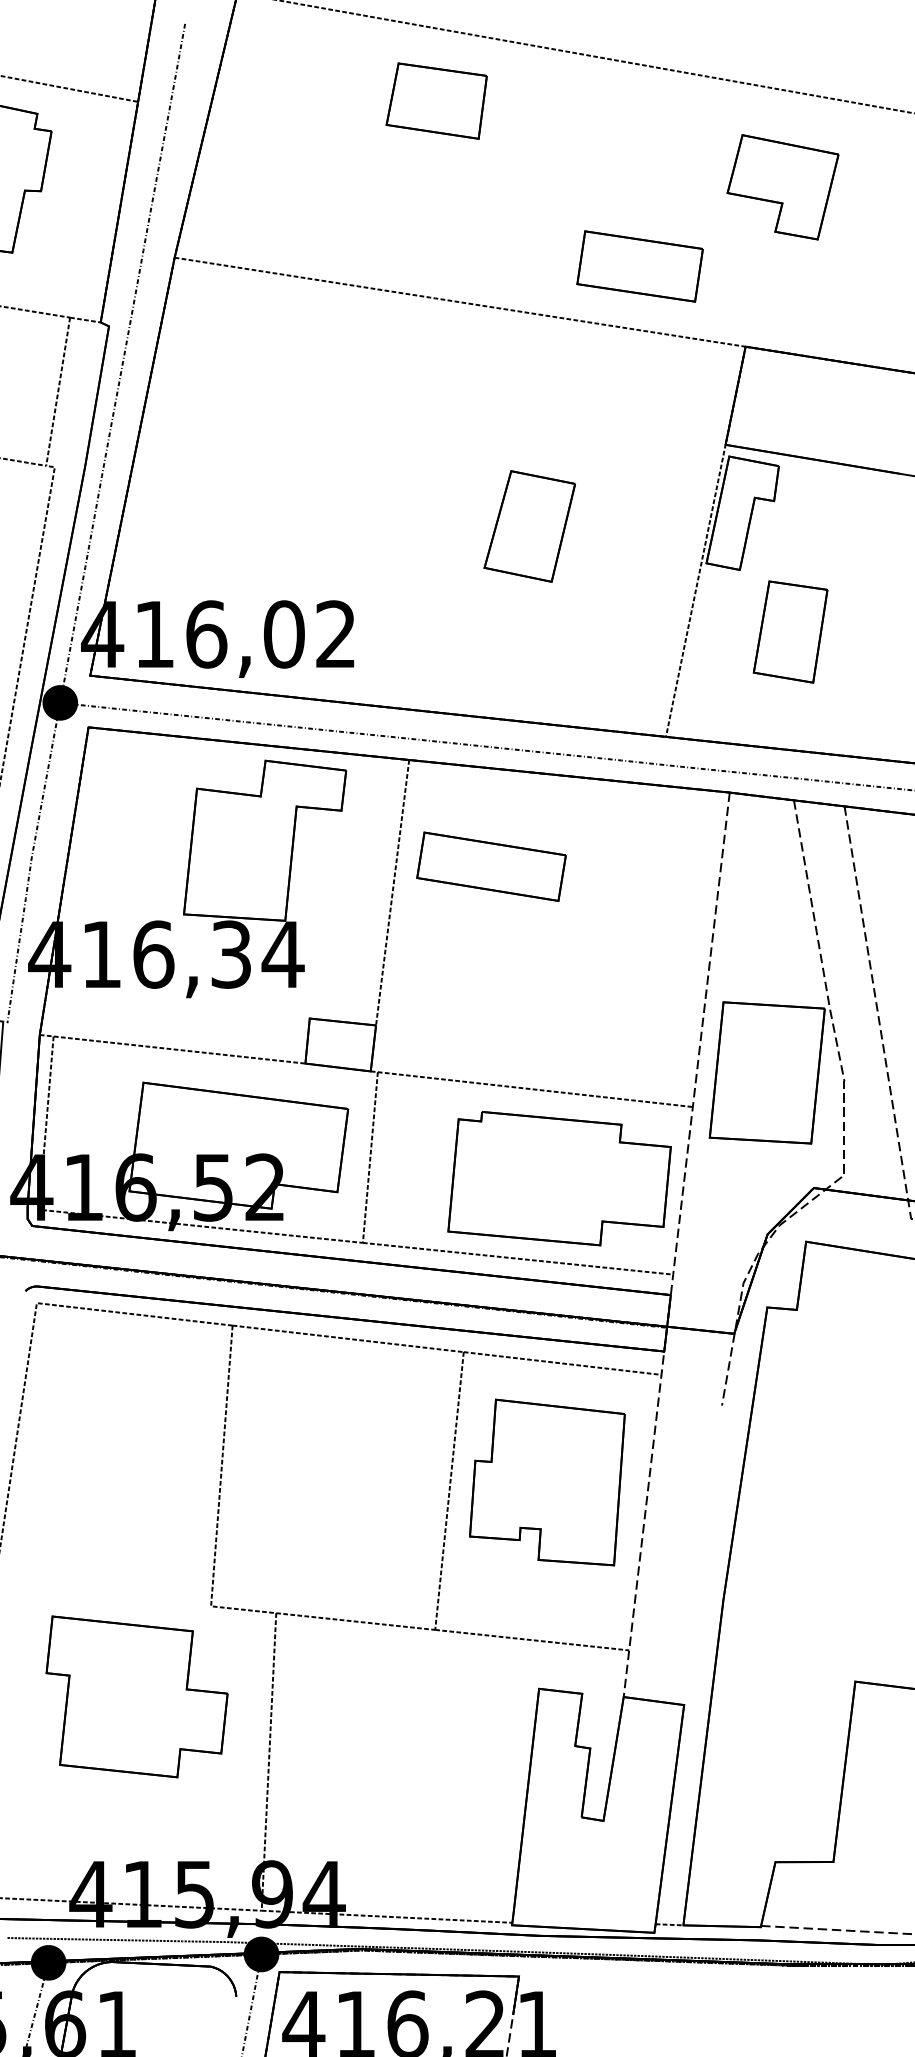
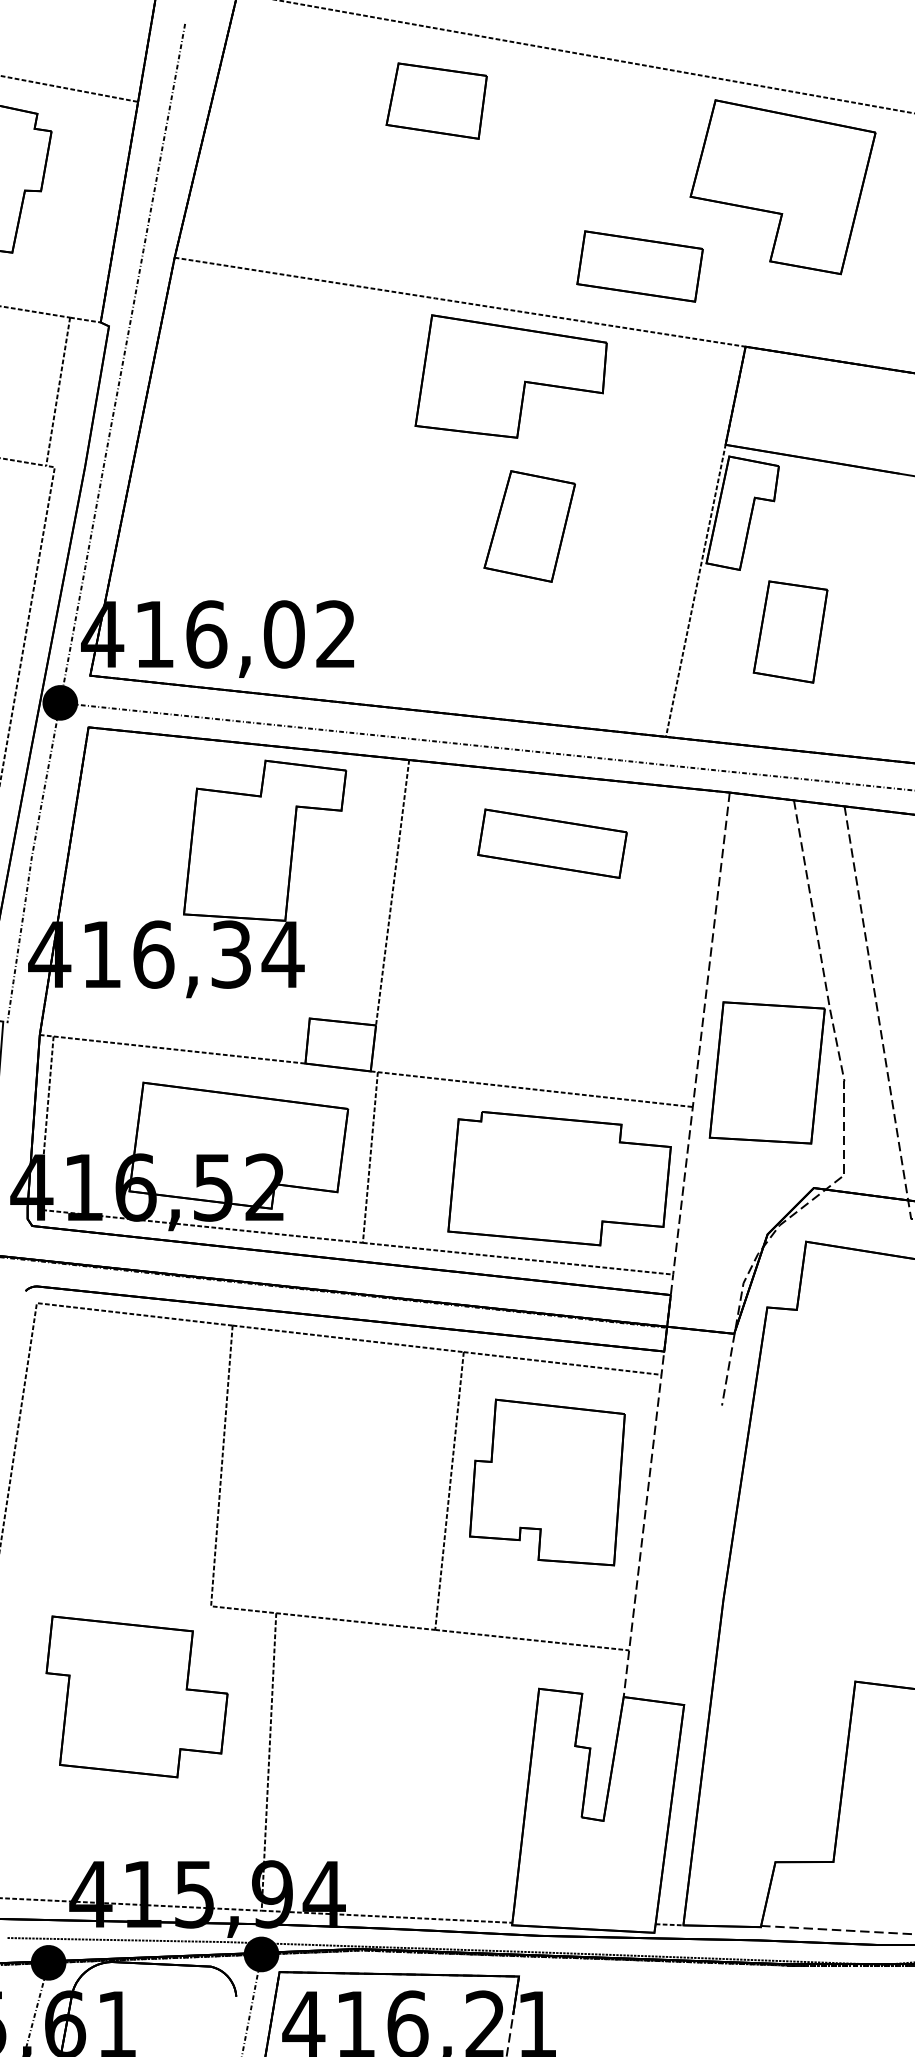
part size: 114x107 px -> 188x177 px (782, 187)
part: none -> present (510, 376)
part position: (491, 866) -> (552, 843) (552, 843)
